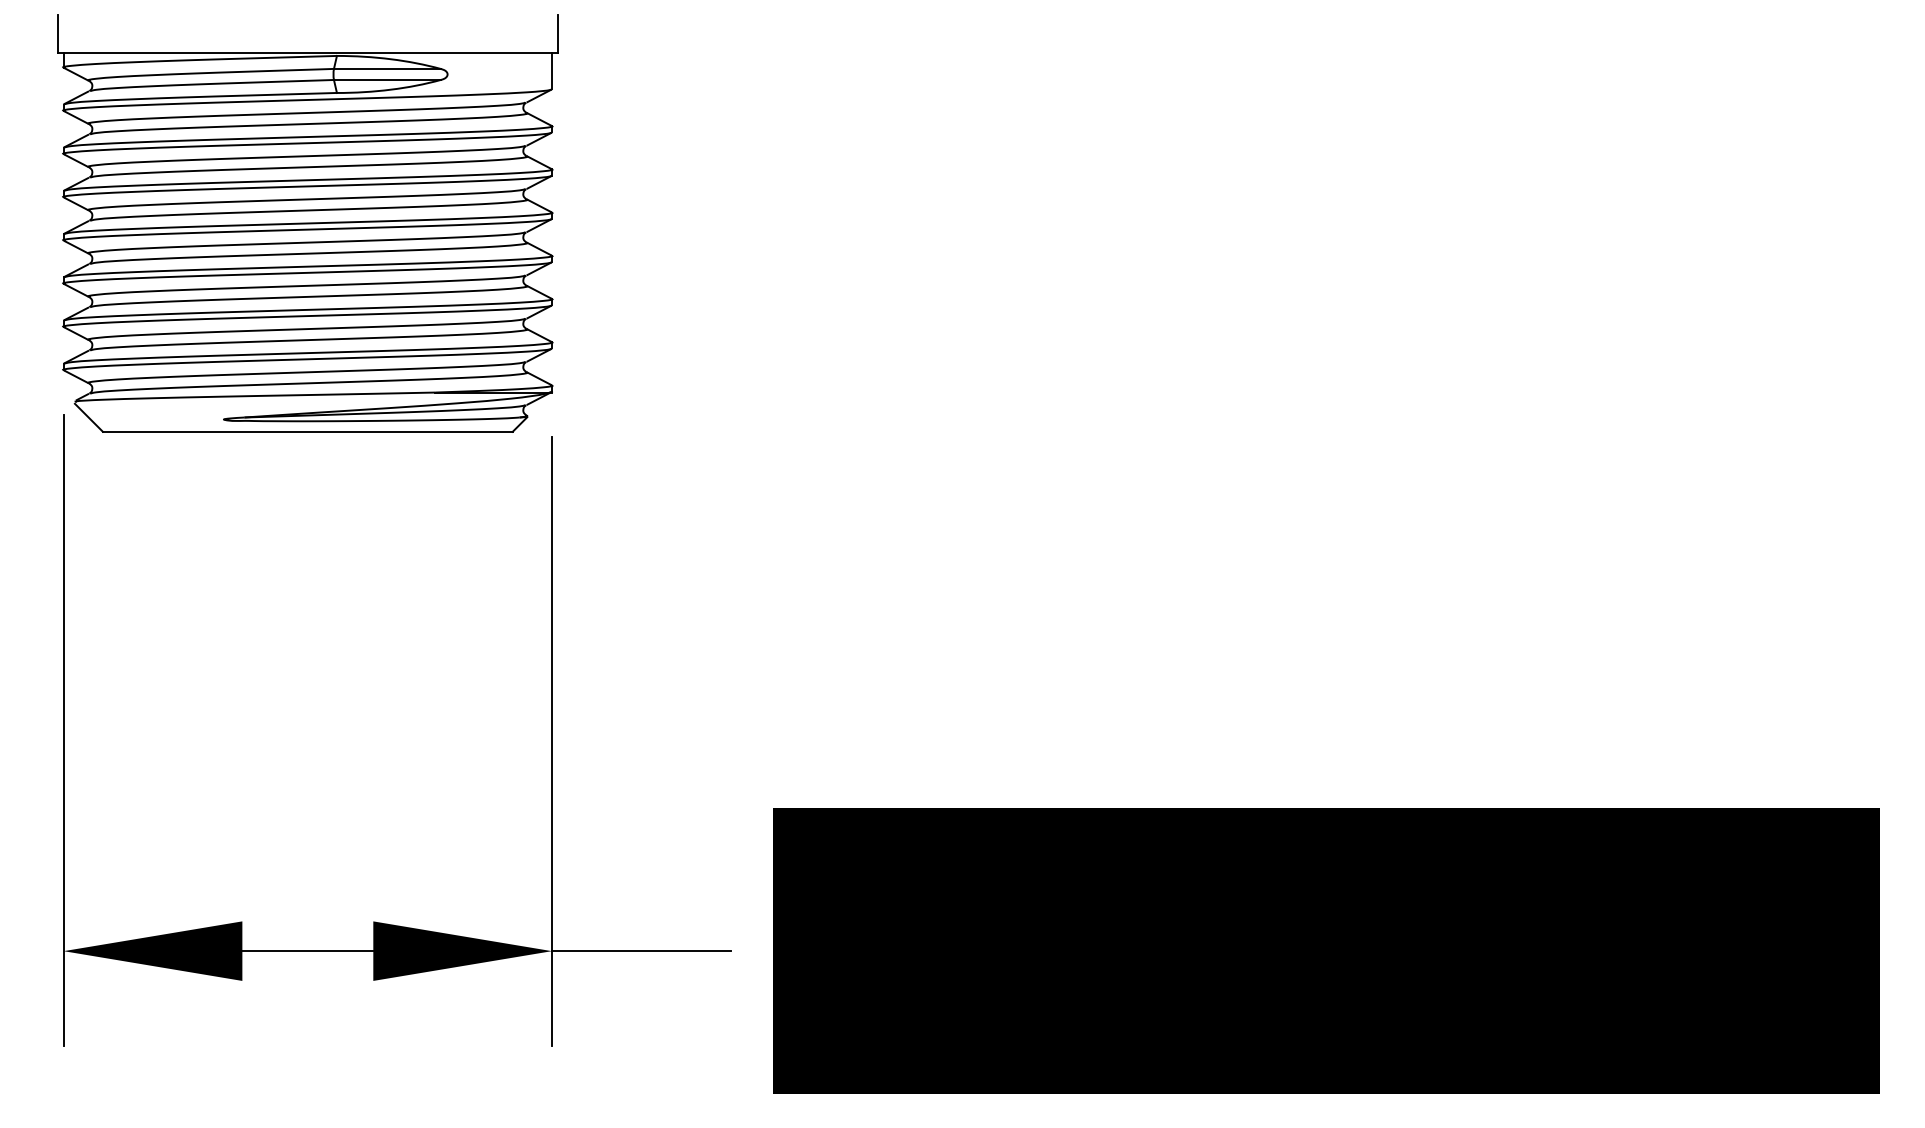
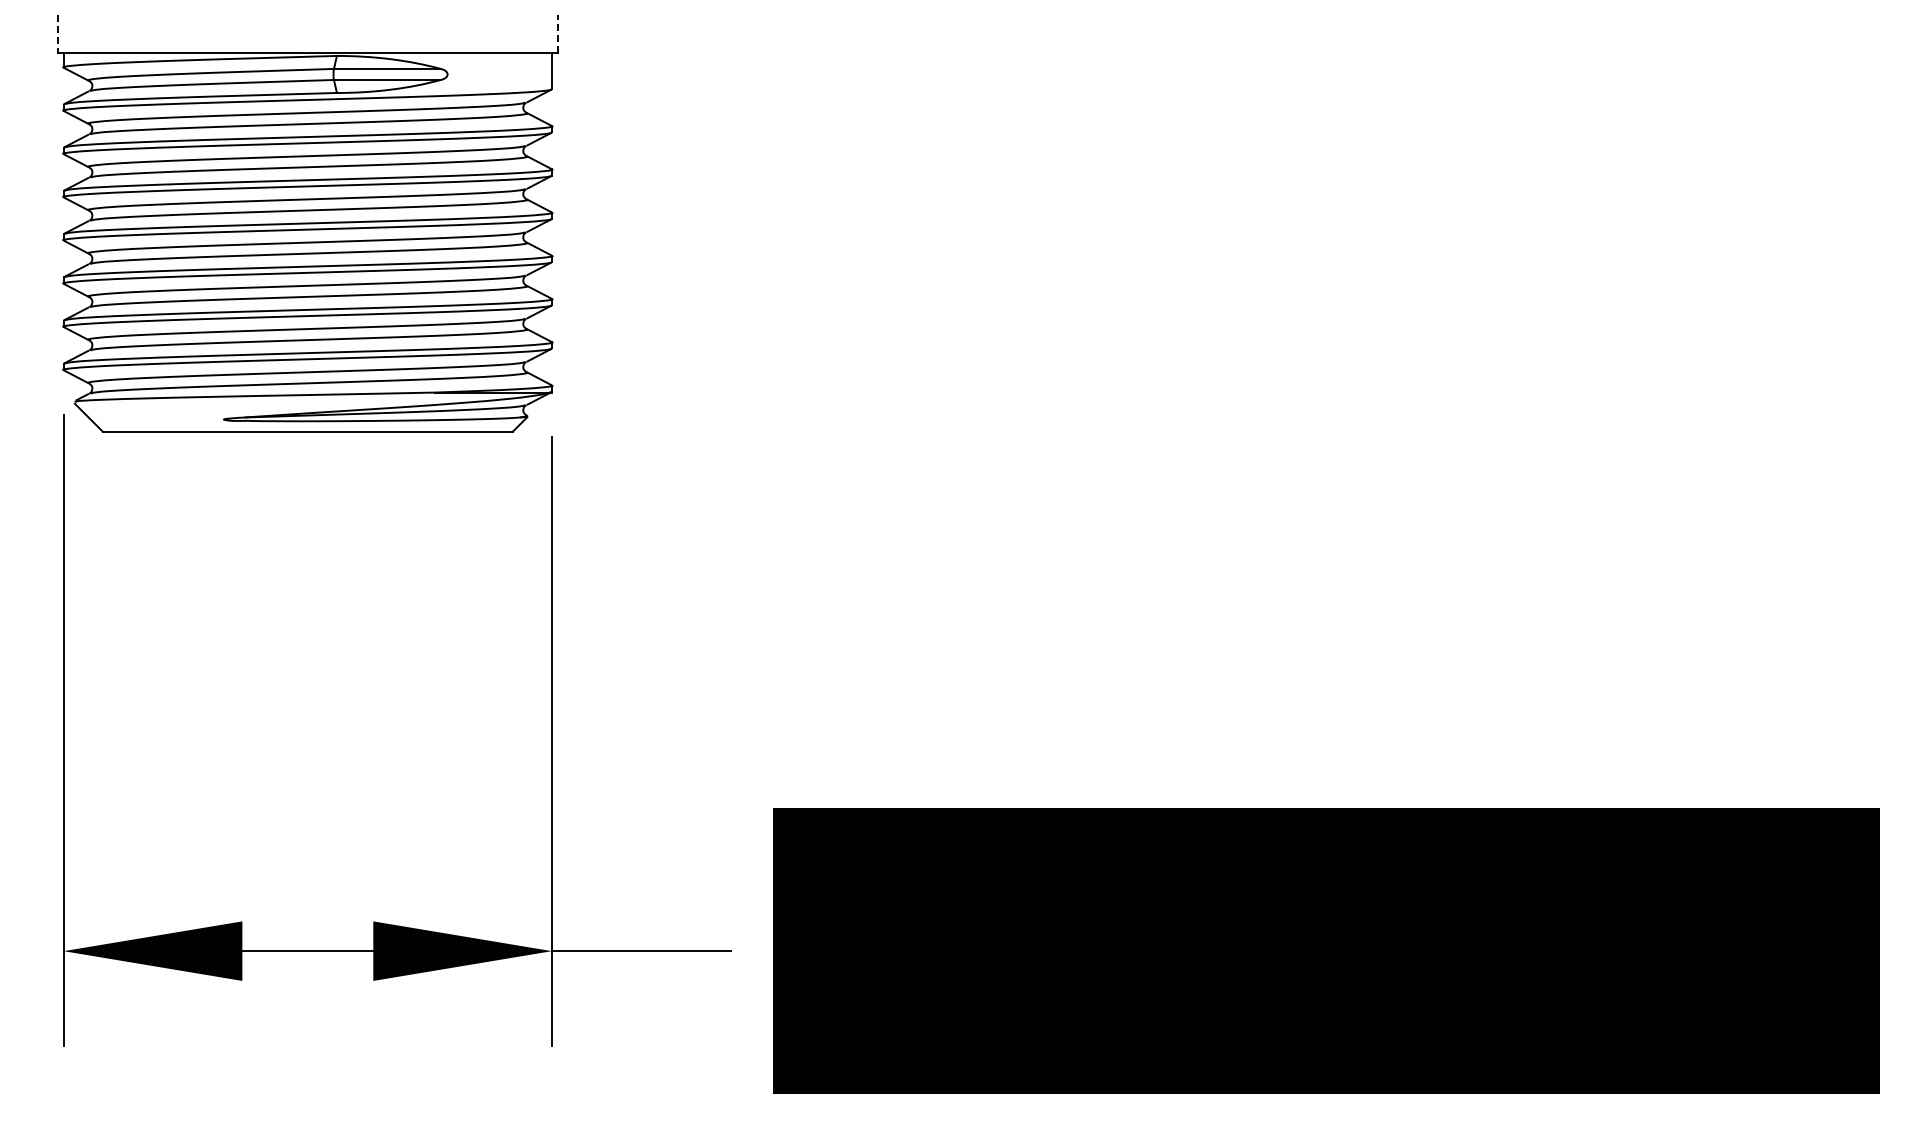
line: solid -> dashed (57, 33)
line: solid -> dashed (557, 33)
